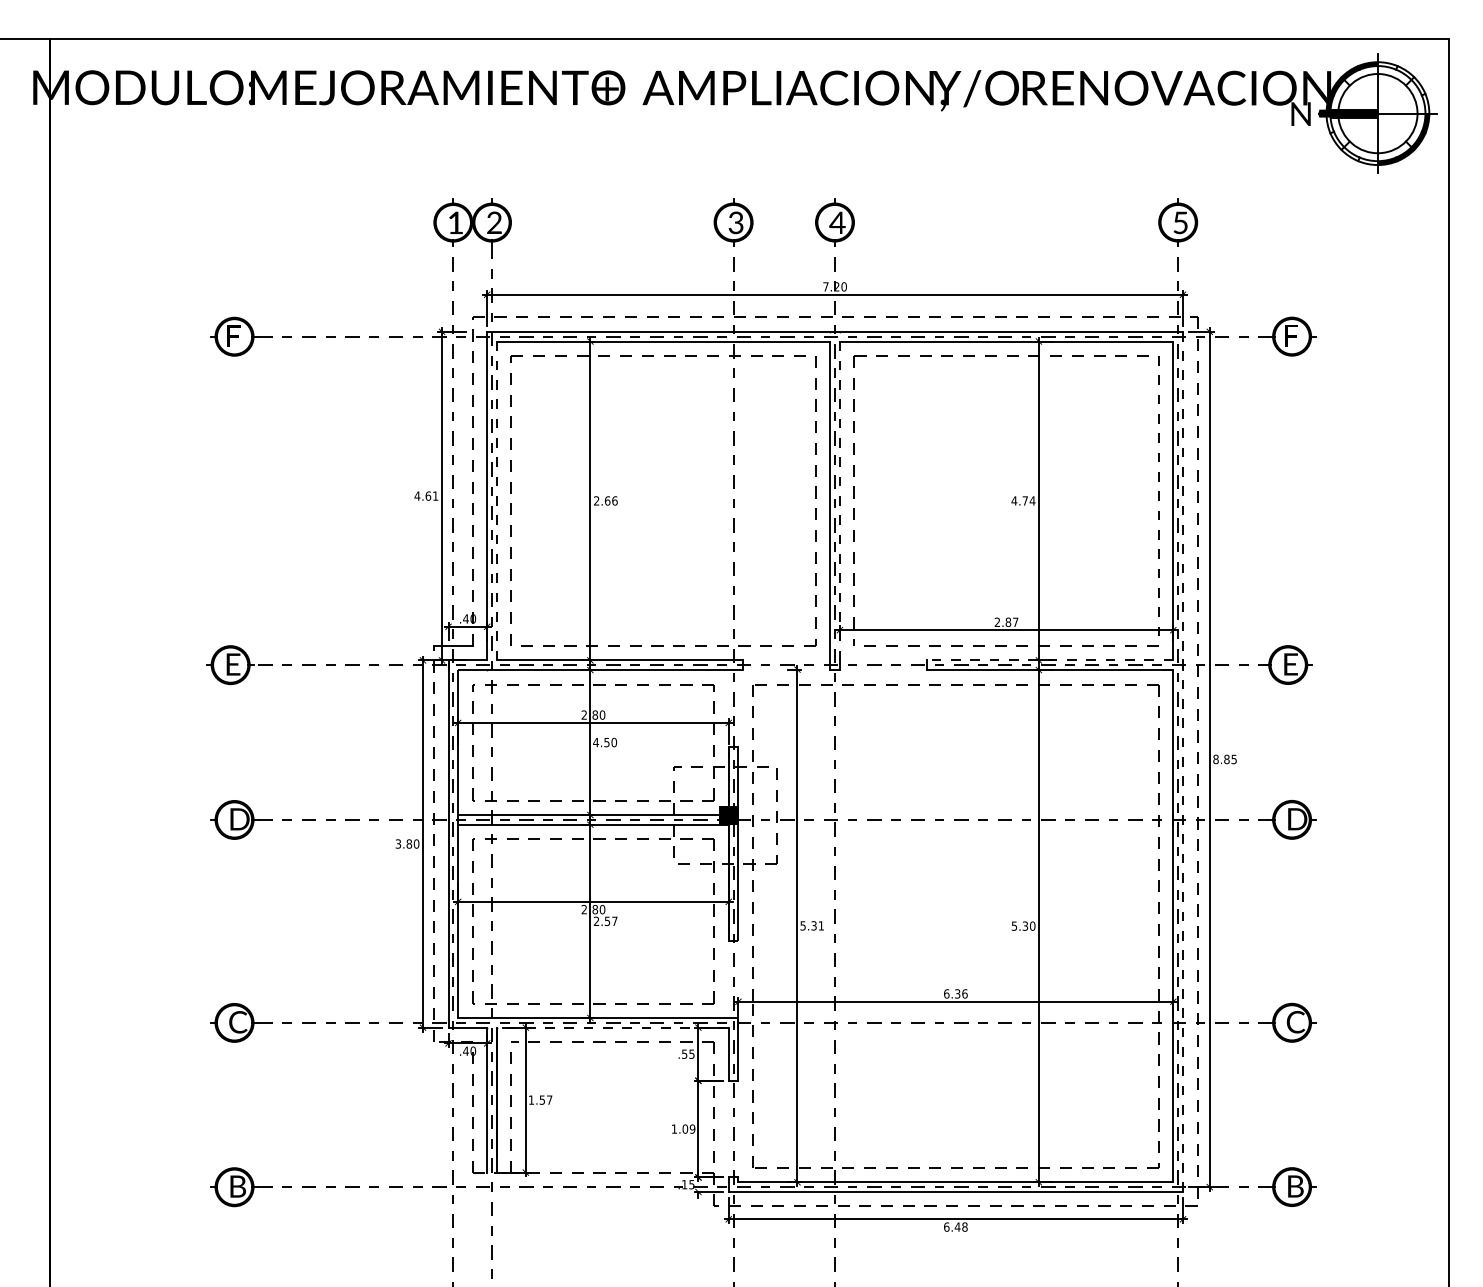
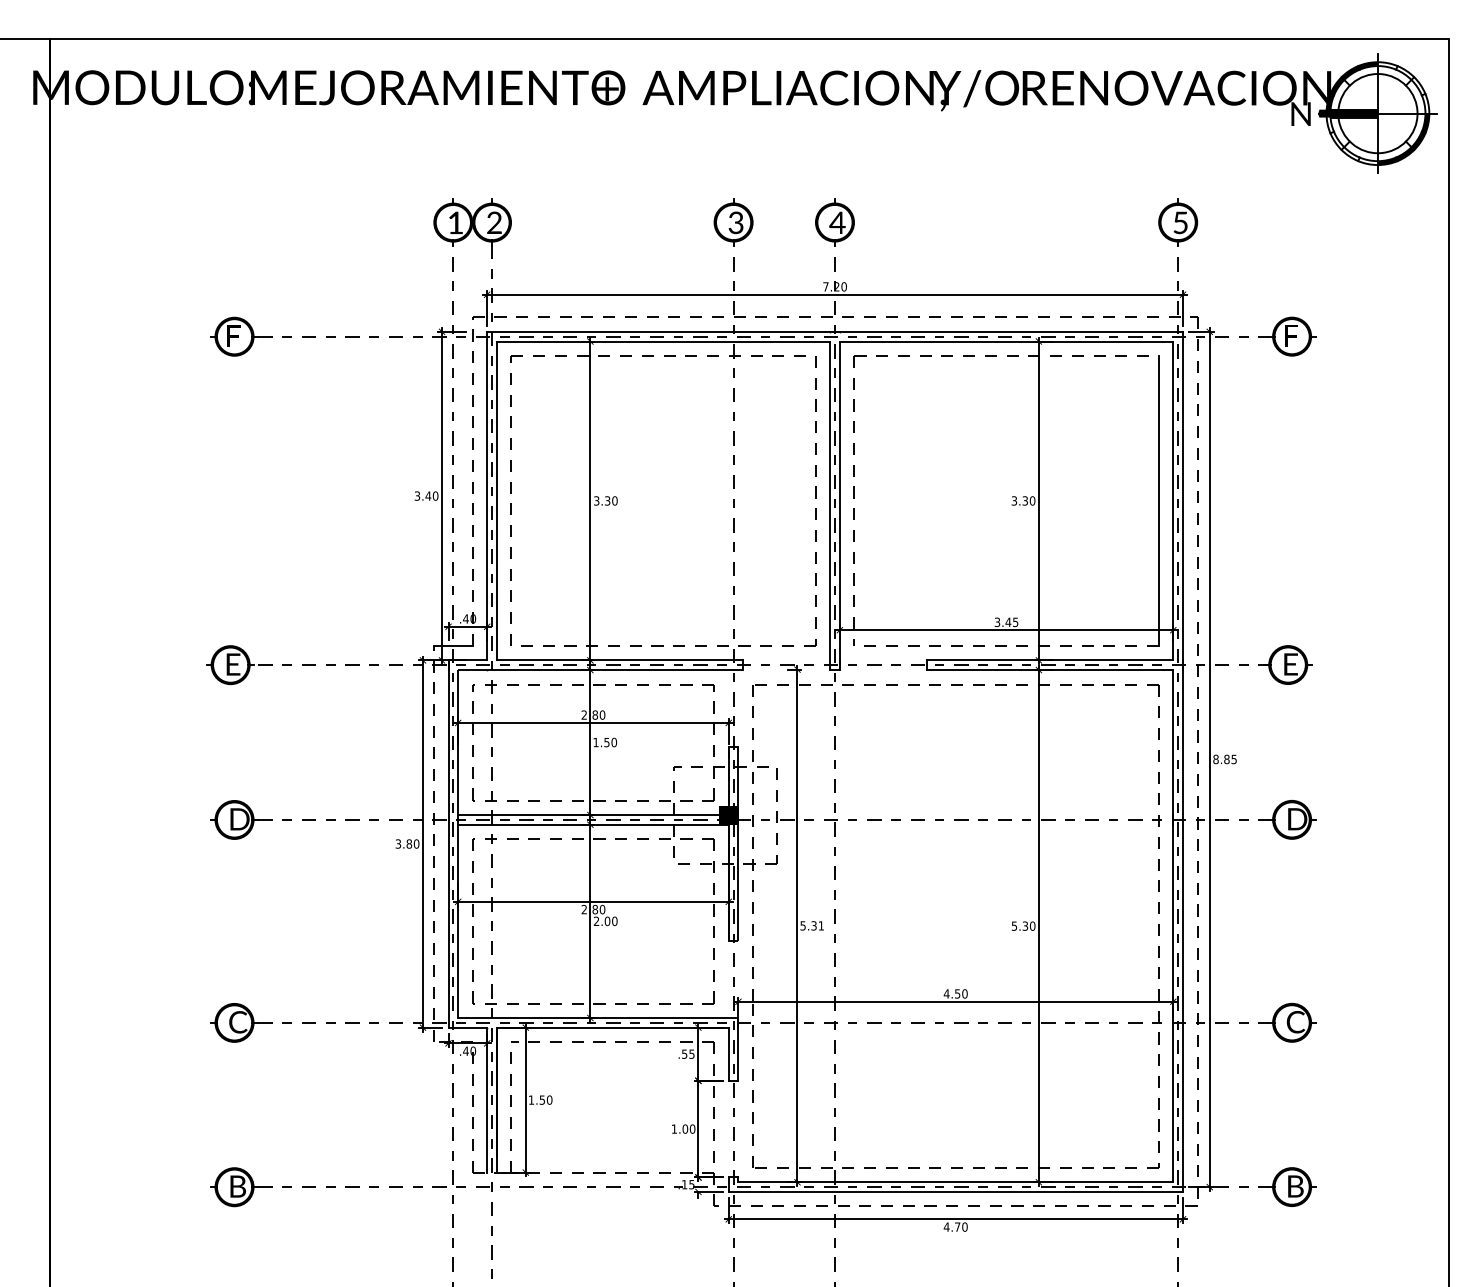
text: 4.61 -> 3.40 (426, 495)
line: dashed -> solid (496, 500)
text: 2.66 -> 3.30 (605, 500)
text: 4.74 -> 3.30 (1023, 500)
line: dashed -> solid (1158, 500)
line: dashed -> solid (839, 506)
text: 2.87 -> 3.45 (1006, 622)
line: dashed -> solid (1049, 660)
text: 4.50 -> 1.50 (595, 742)
line: dashed -> solid (1182, 762)
text: 2.57 -> 2.00 (610, 921)
text: 6.36 -> 4.50 (955, 993)
line: dashed -> solid (612, 1027)
text: 1.57 -> 1.50 (549, 1099)
text: 1.09 -> 1.00 (692, 1128)
text: 6.48 -> 4.70 (955, 1226)
